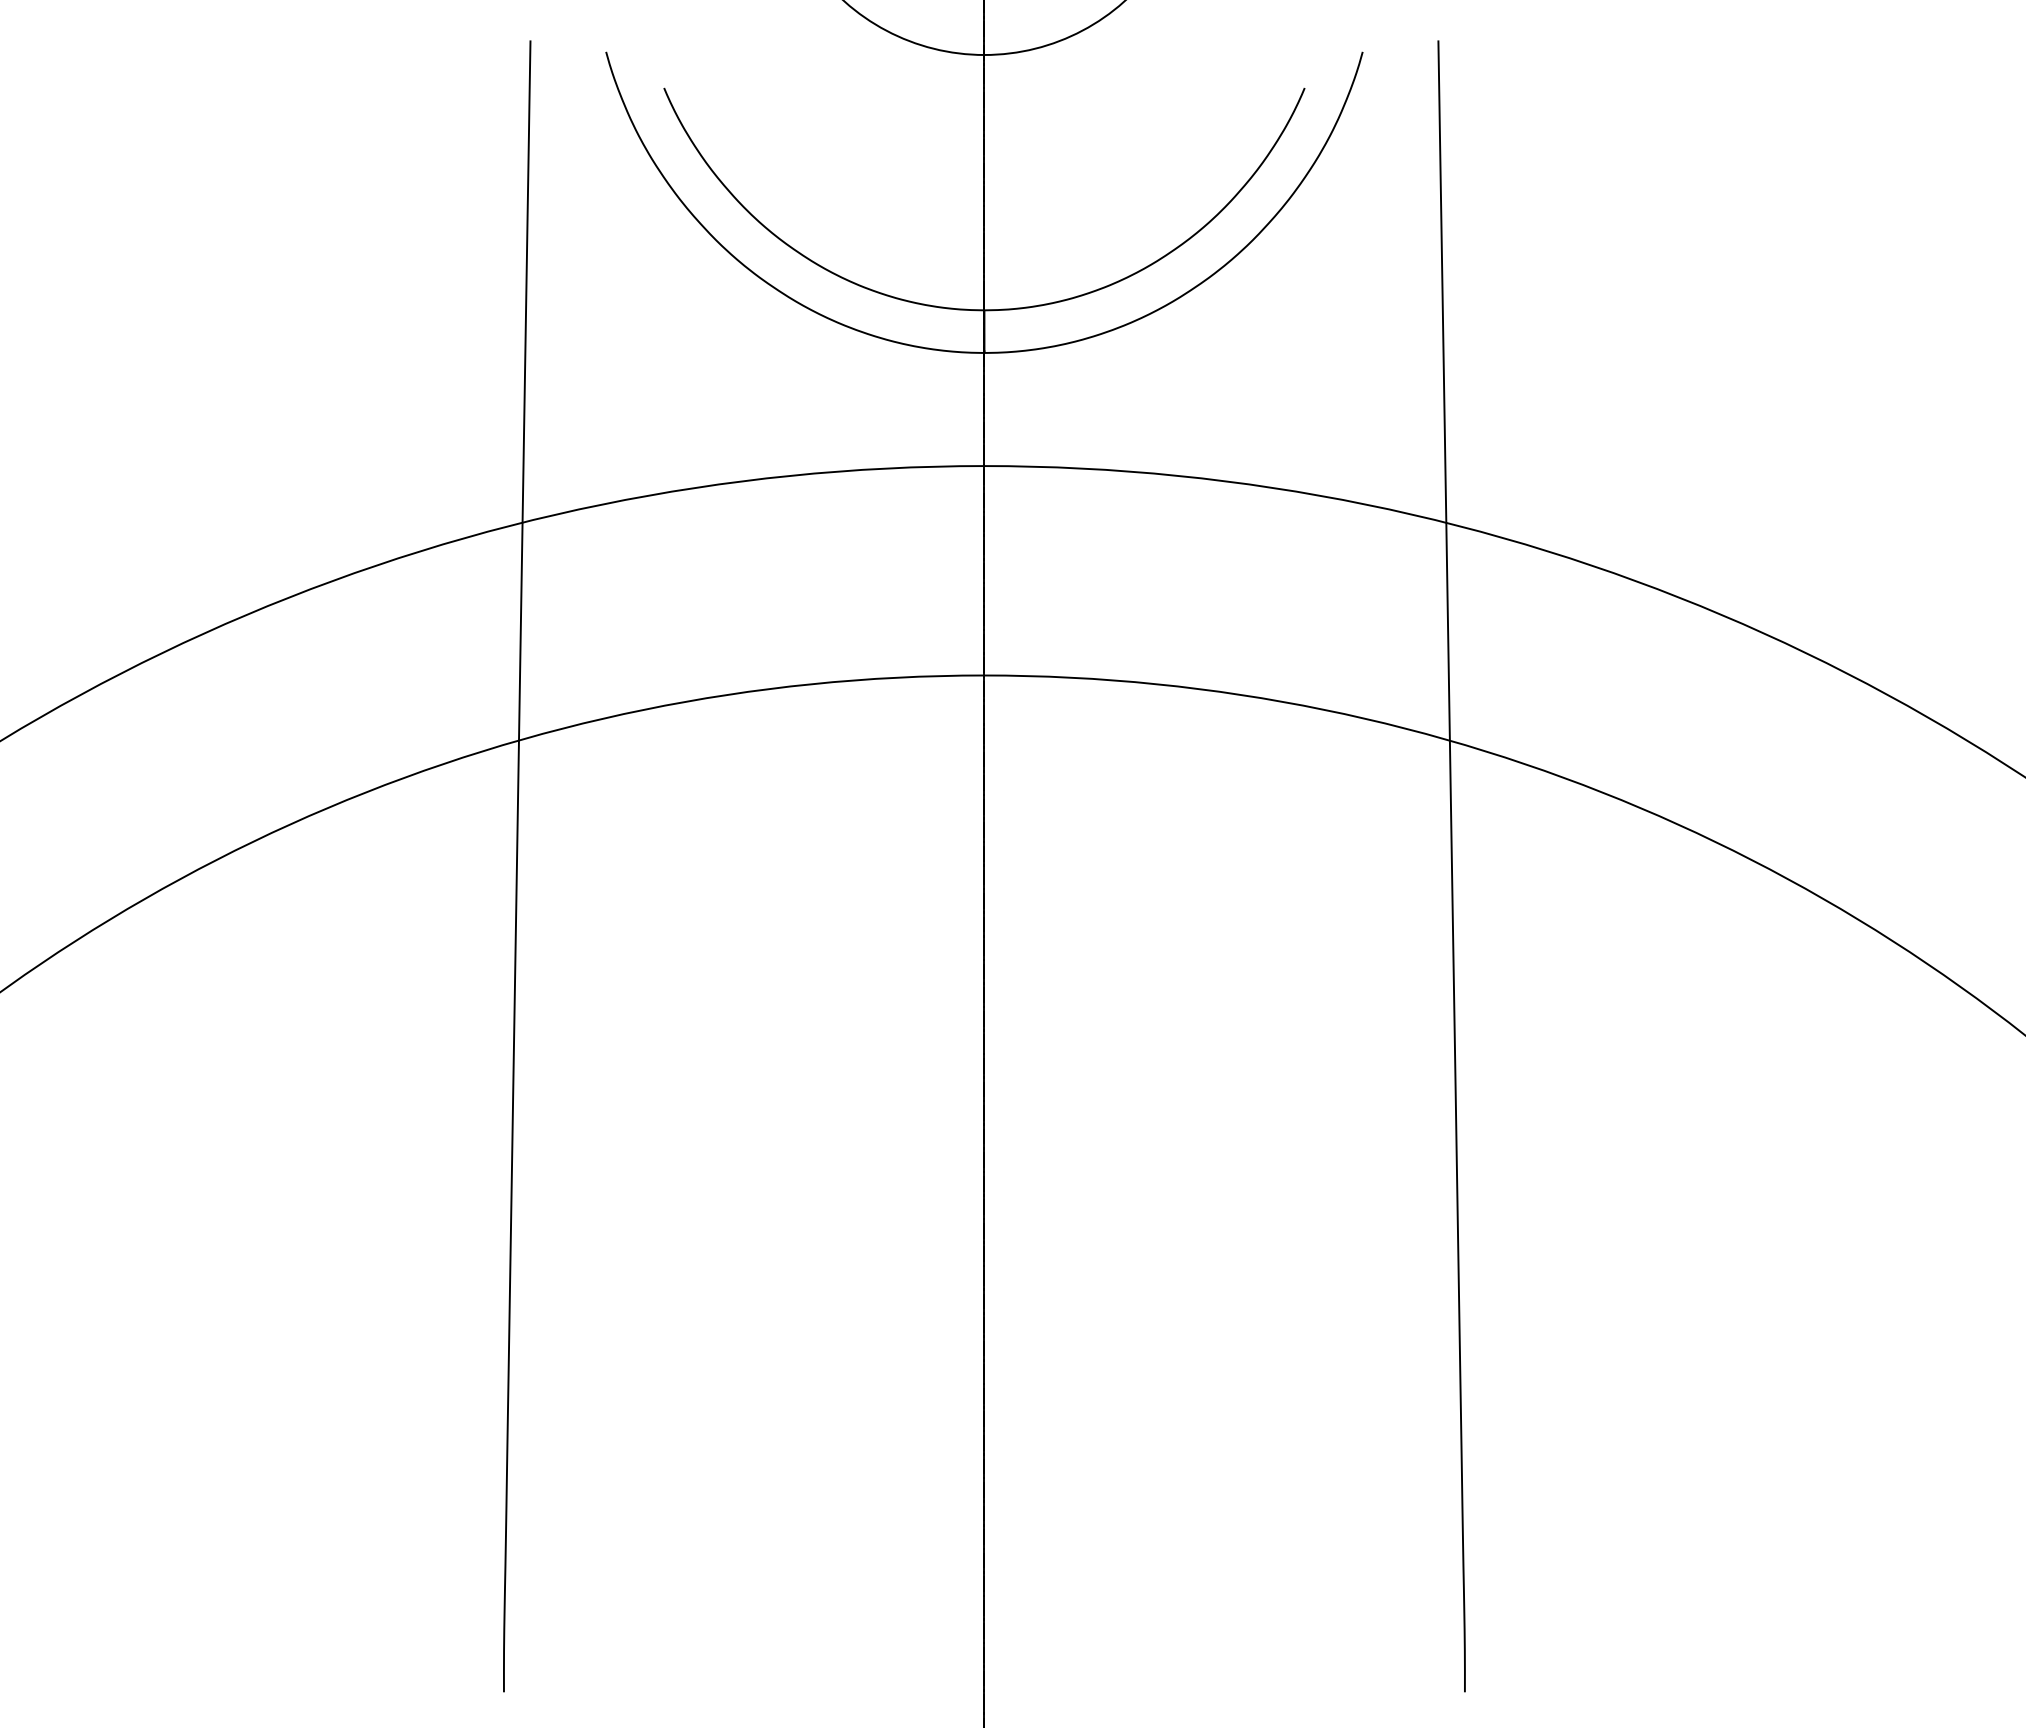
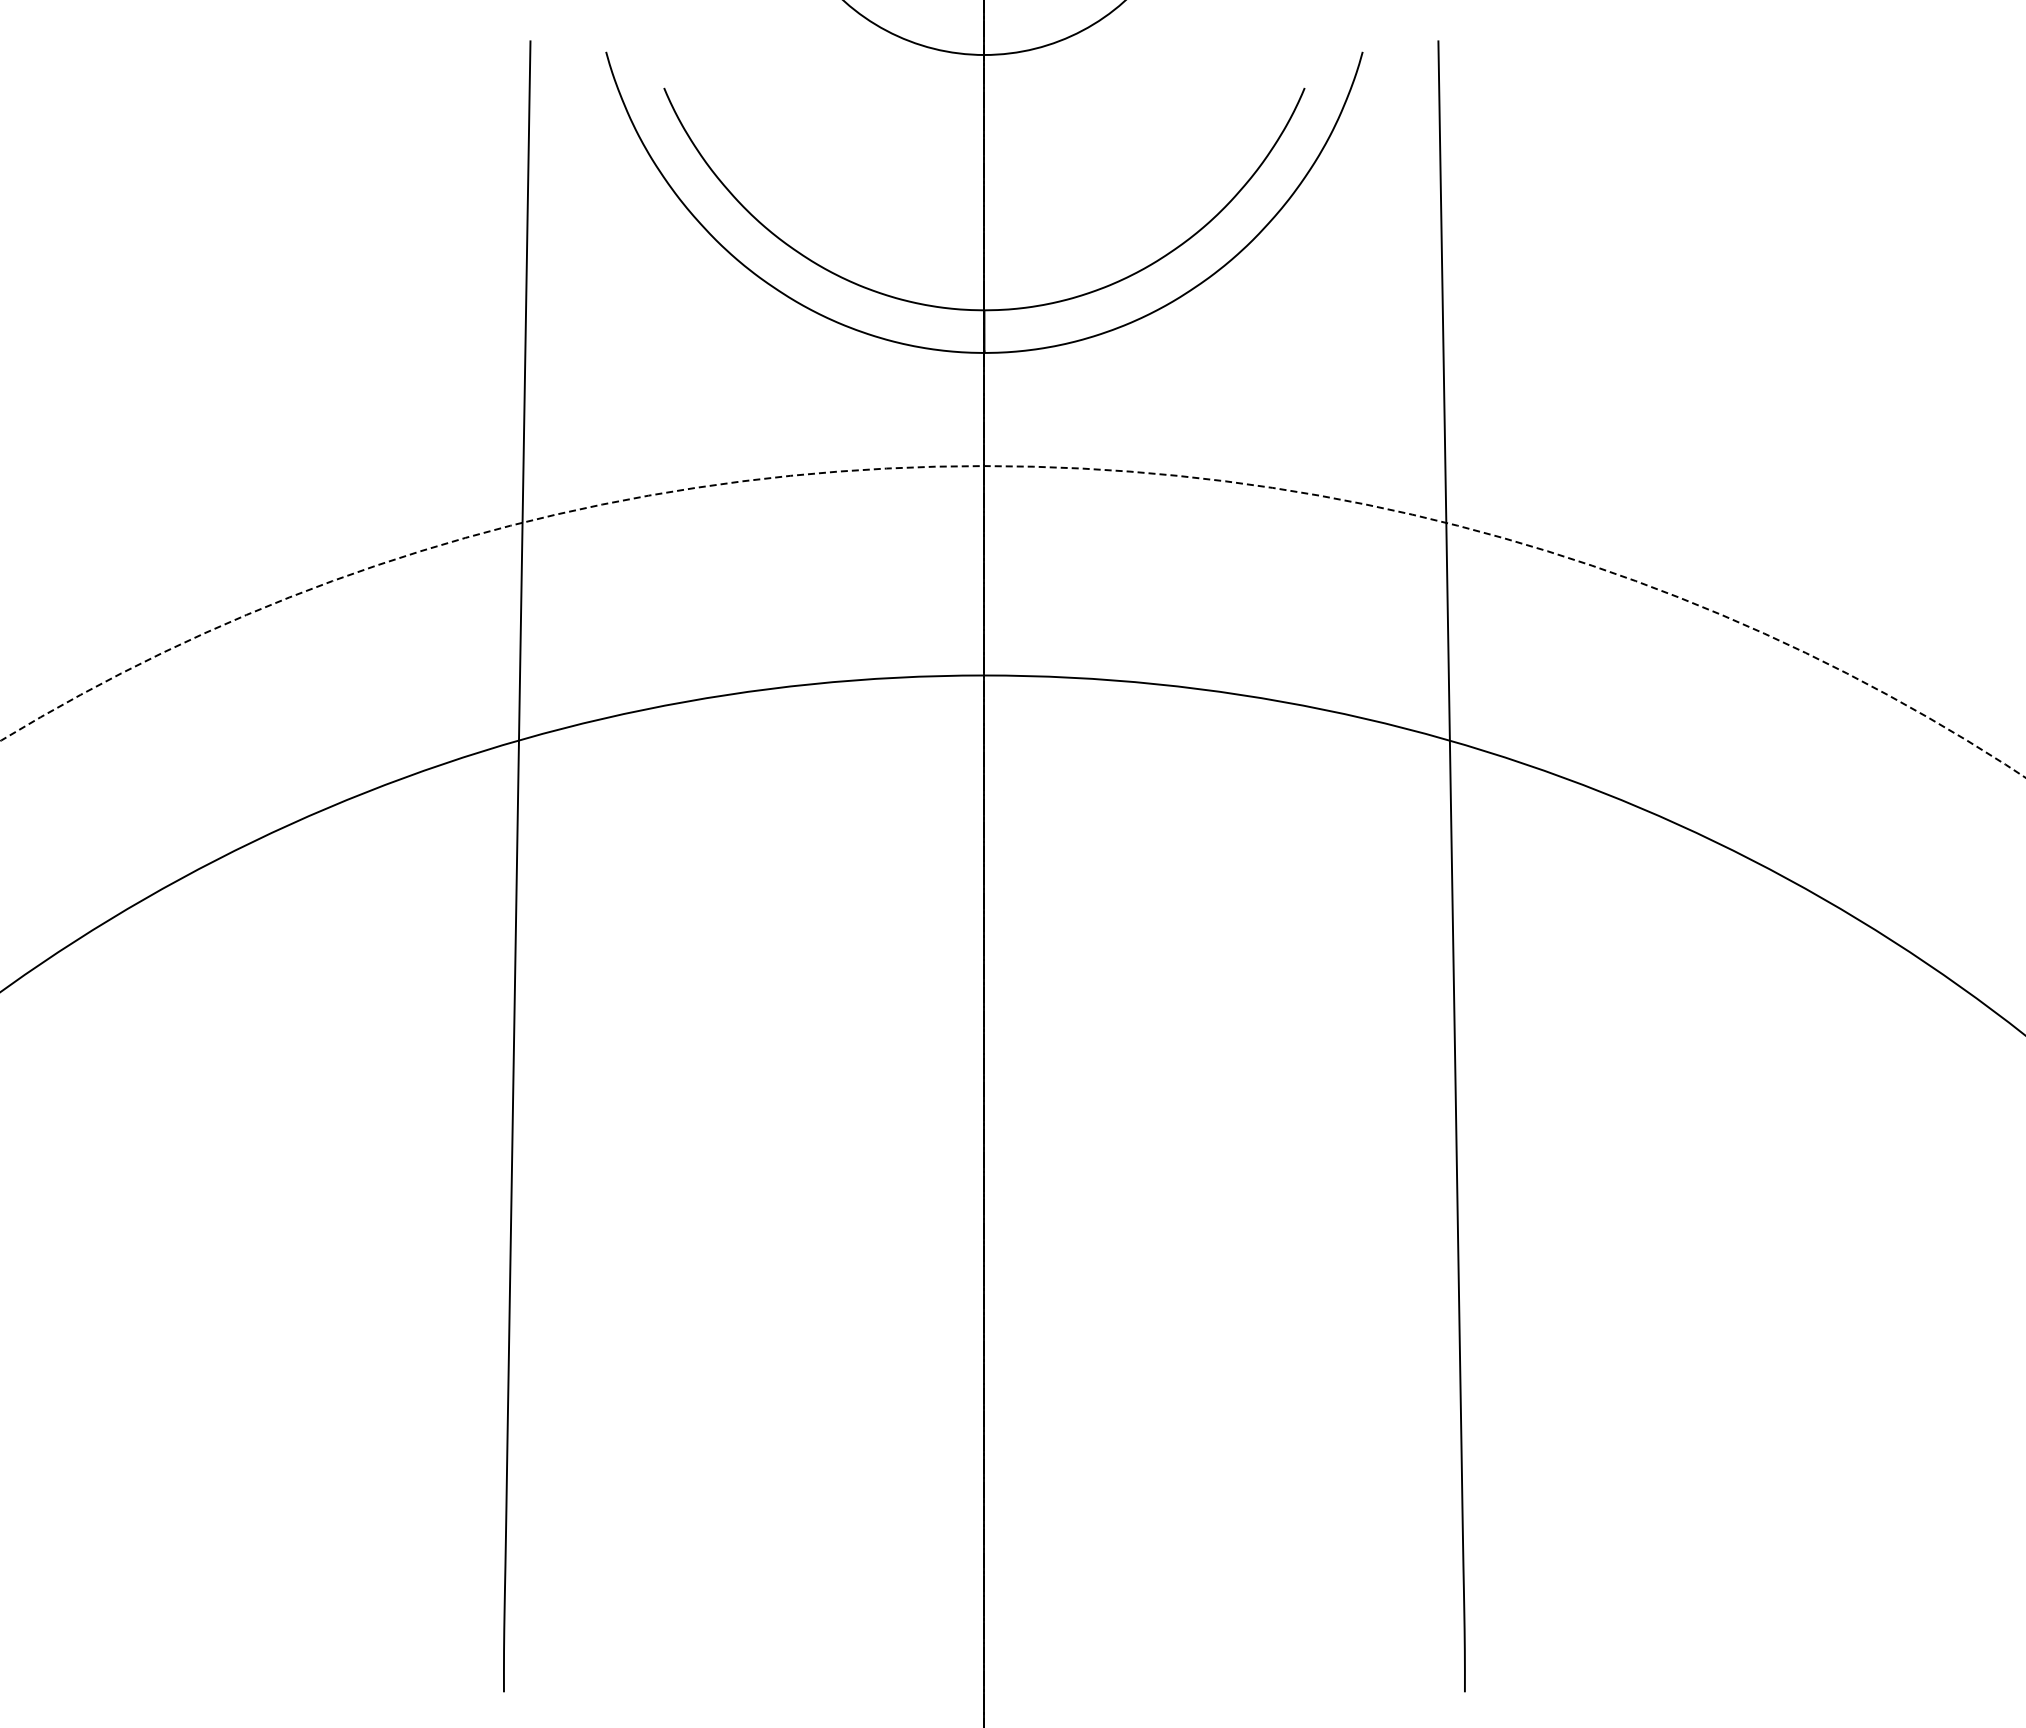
circle: solid -> dashed (1012, 621)
